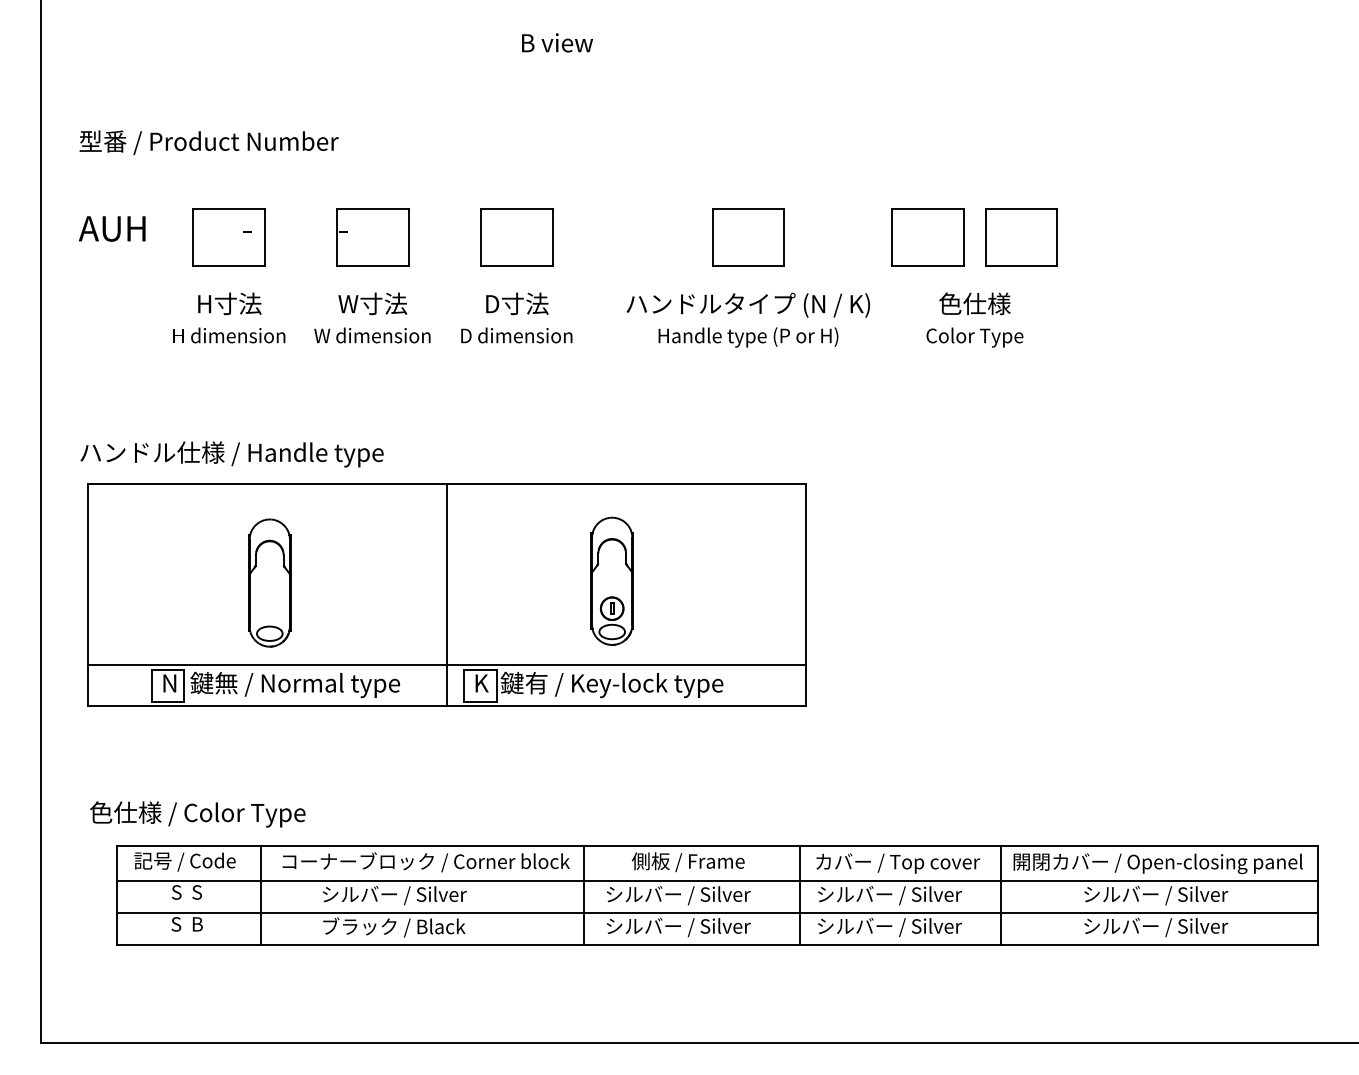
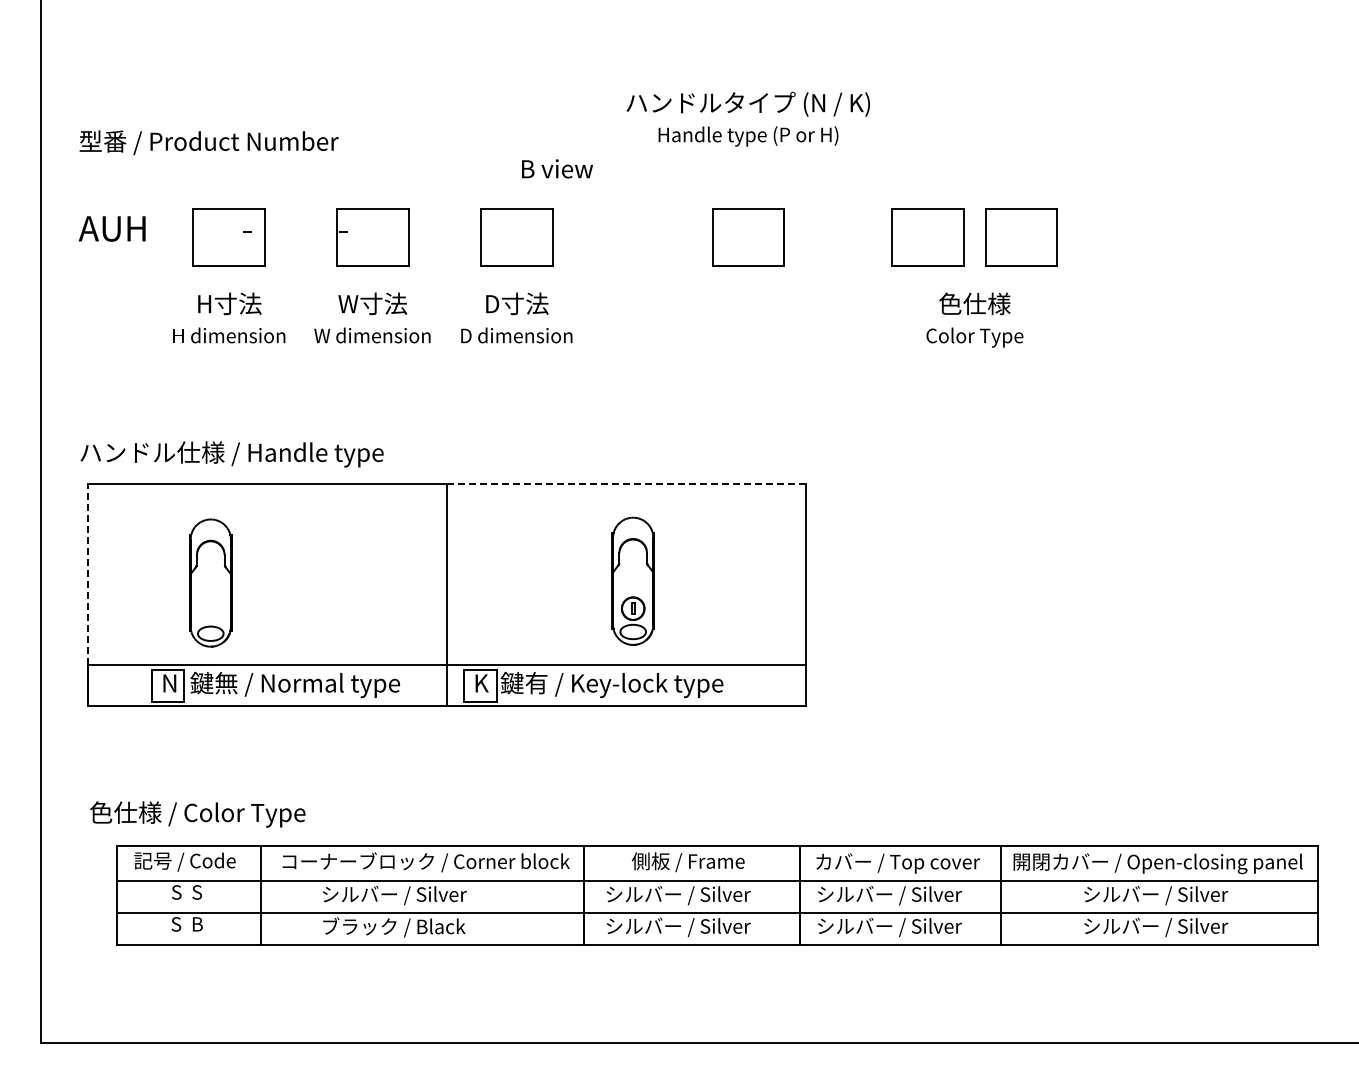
text position: (557, 42) -> (557, 168) (557, 168)
text position: (747, 319) -> (747, 118) (747, 118)
line: solid -> dashed (626, 483)
line: solid -> dashed (87, 574)
part position: (611, 580) -> (632, 580) (632, 580)
part position: (269, 582) -> (210, 582) (210, 582)
